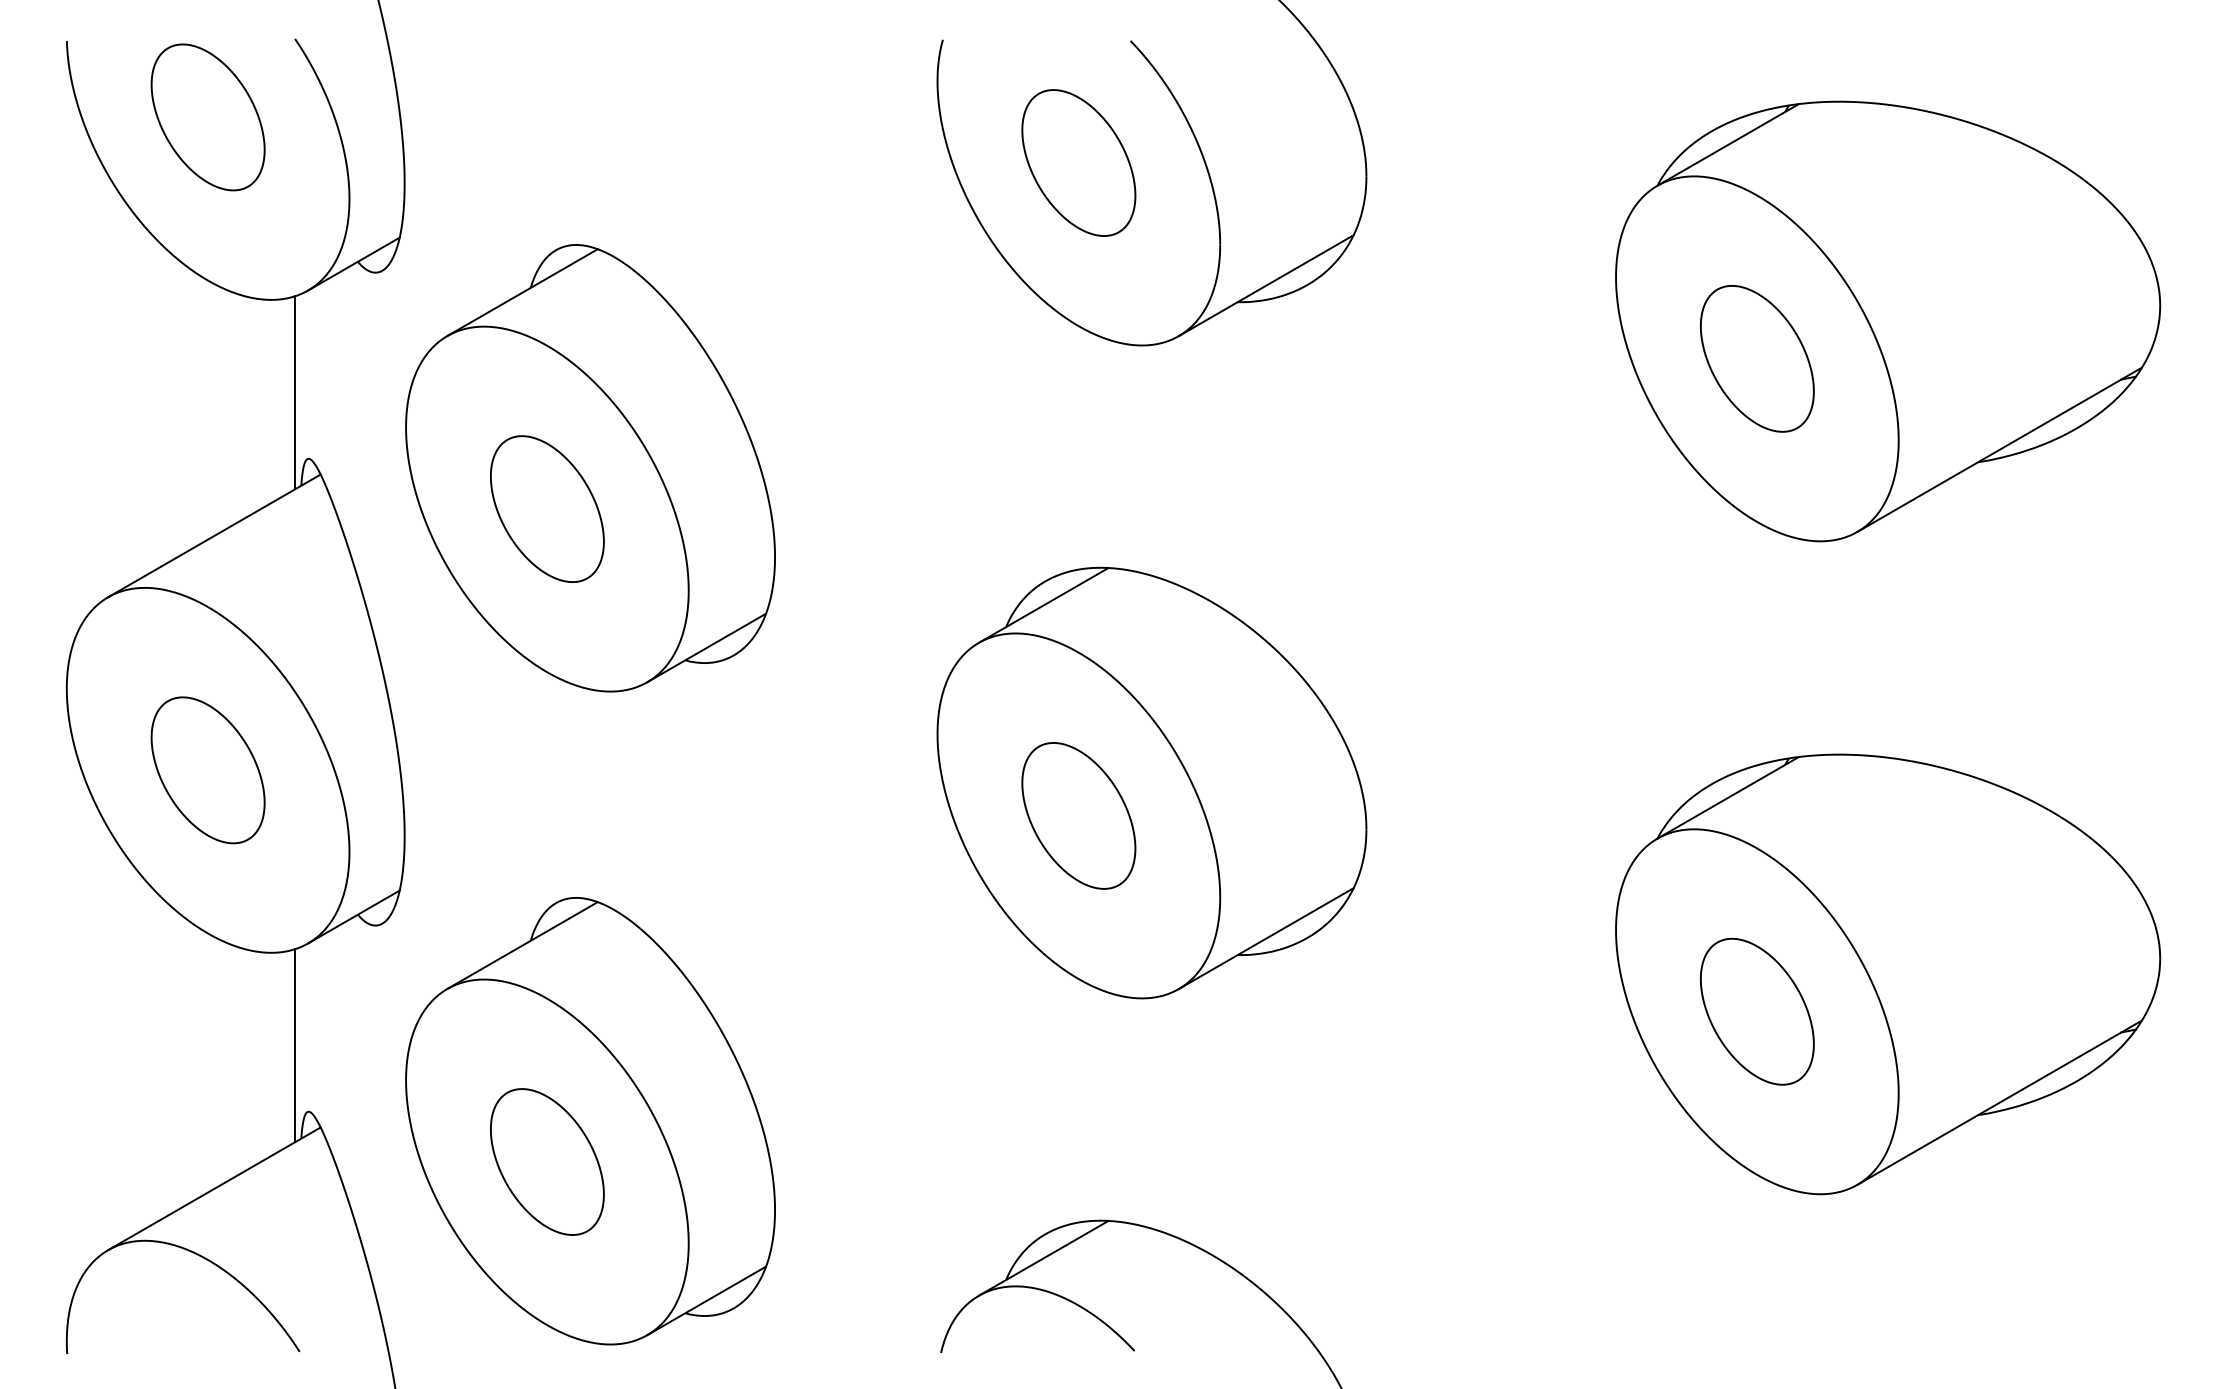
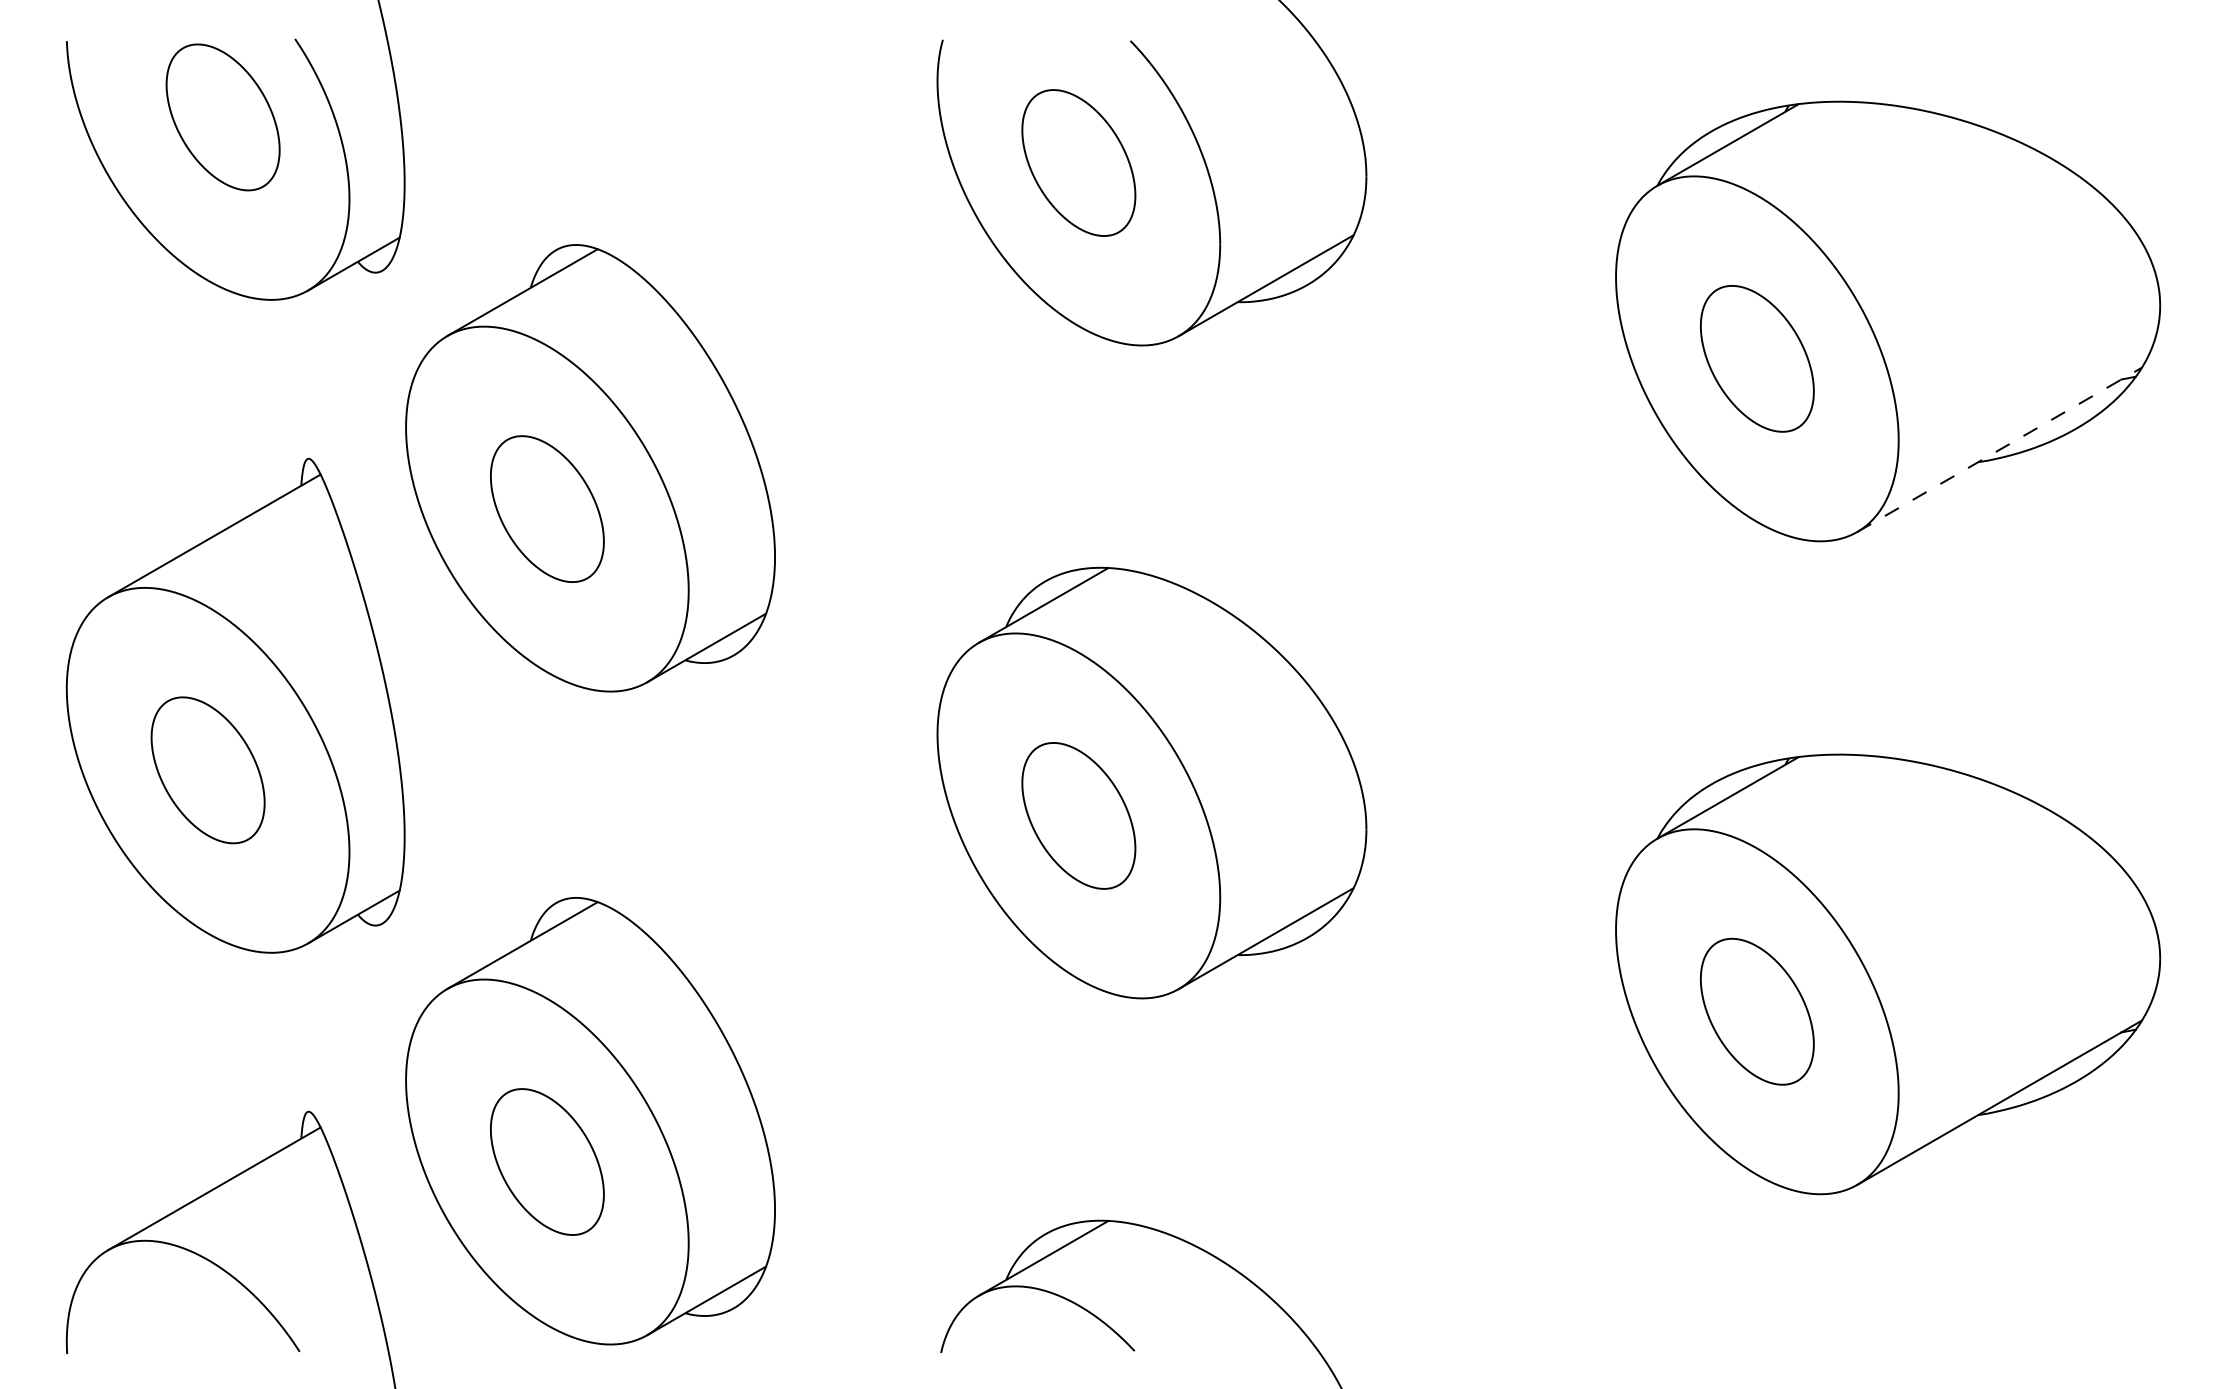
part position: (207, 117) -> (222, 117) (222, 117)
line: present -> none (295, 392)
line: solid -> dashed (2000, 449)
line: present -> none (295, 1045)
